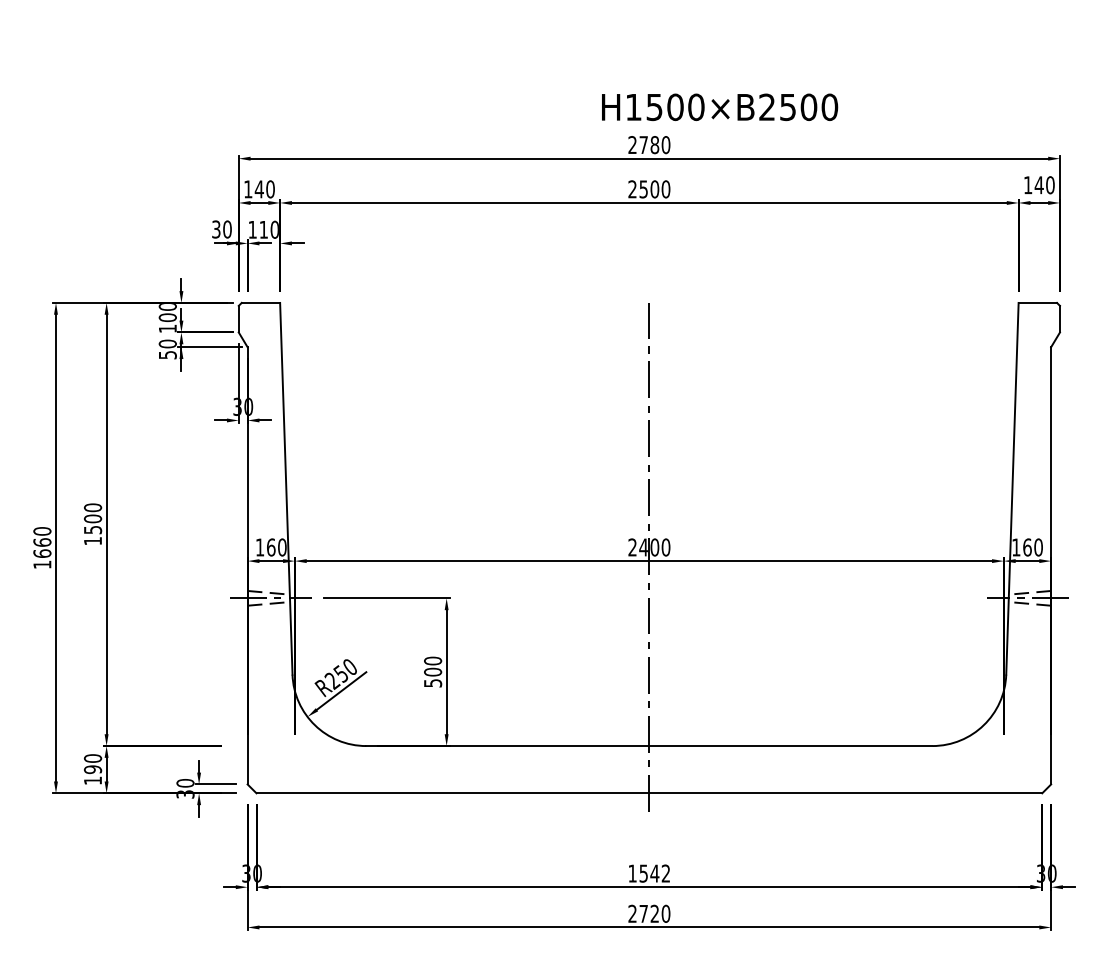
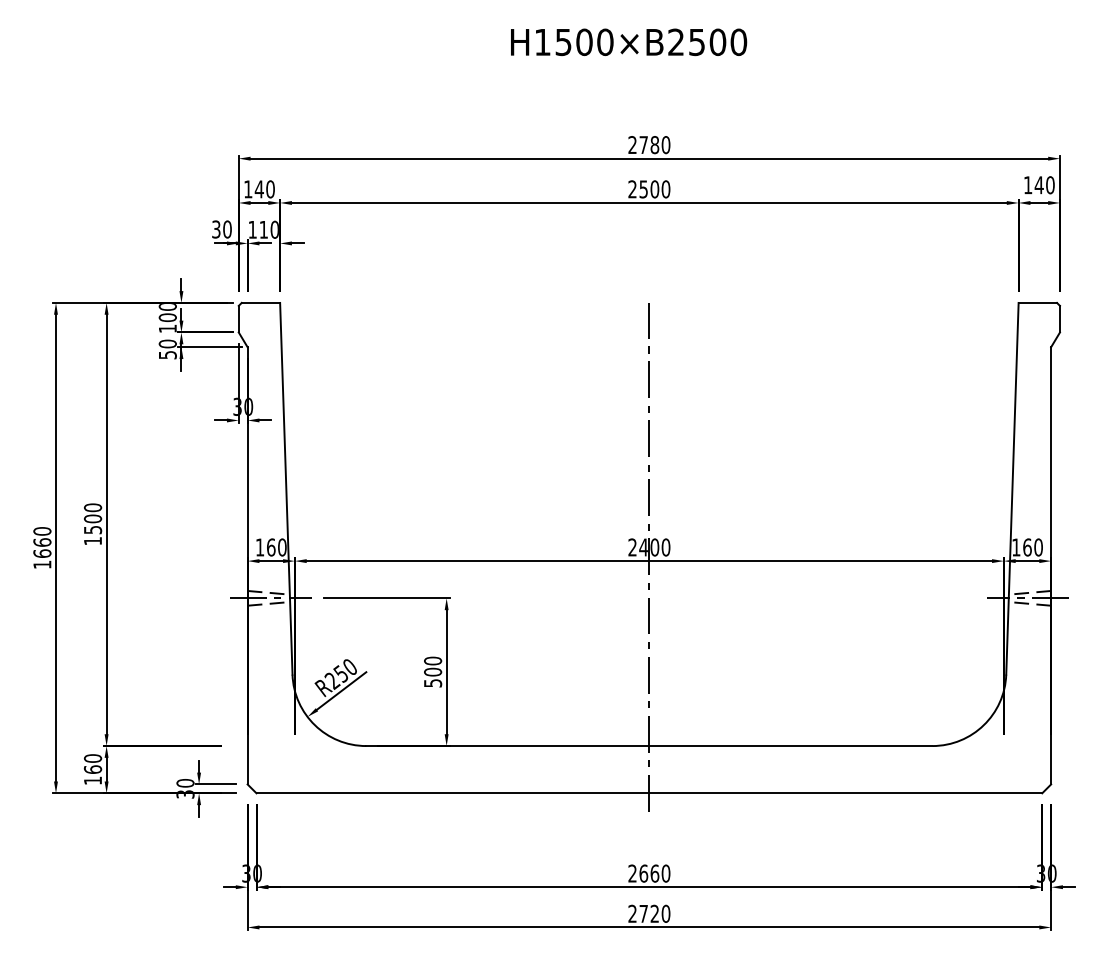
text position: (720, 107) -> (629, 42) (629, 42)
text: 190 -> 160 (92, 769)
text: 1542 -> 2660 (649, 873)
